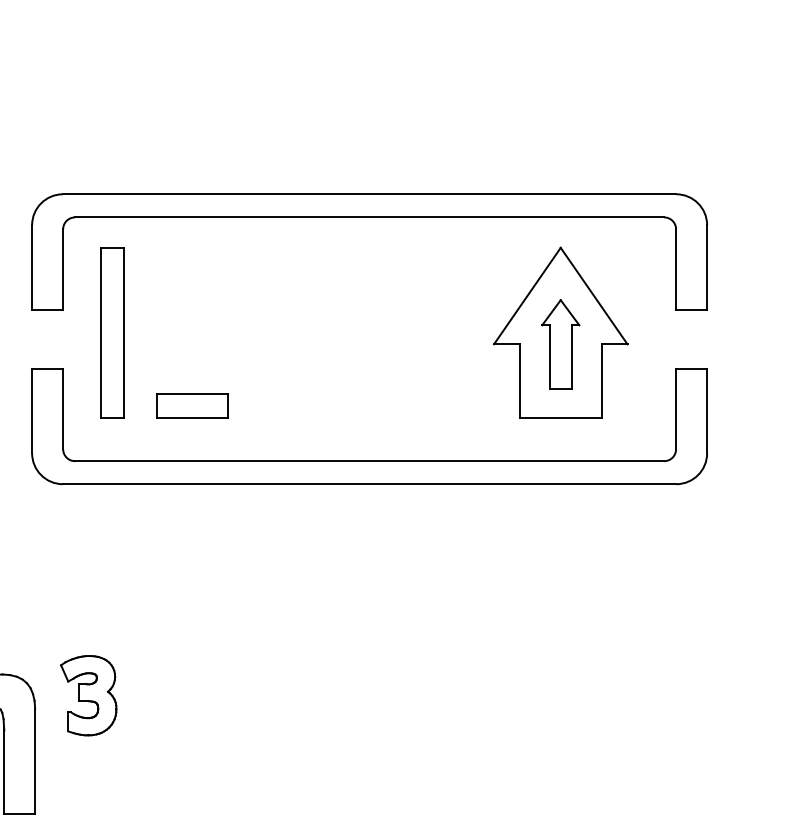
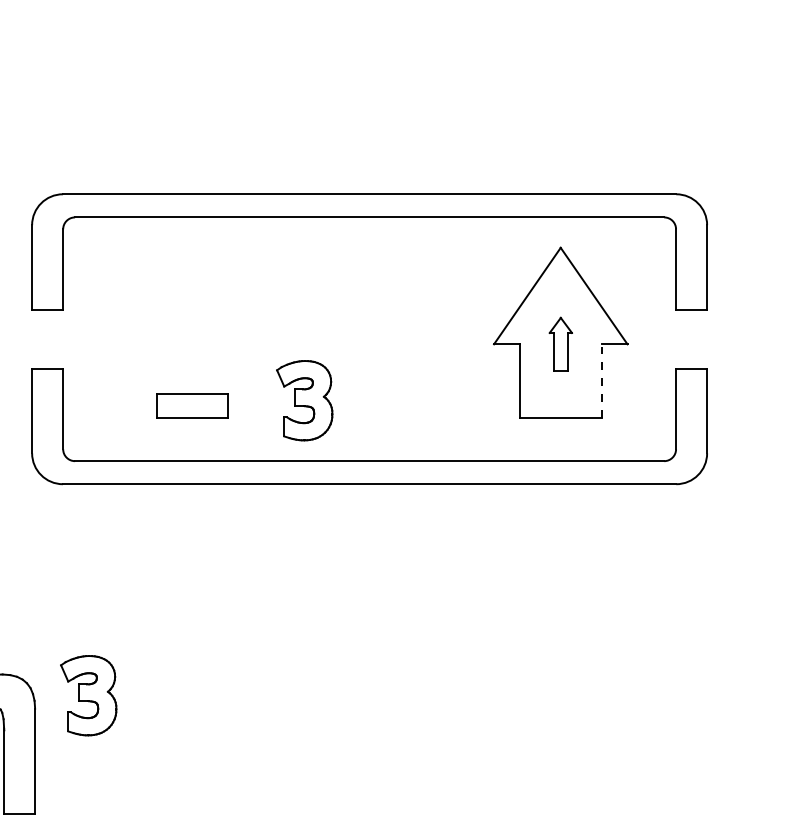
part: present -> none (112, 332)
part size: 40x91 px -> 25x56 px (560, 343)
line: solid -> dashed (601, 381)
part: none -> present (304, 400)
